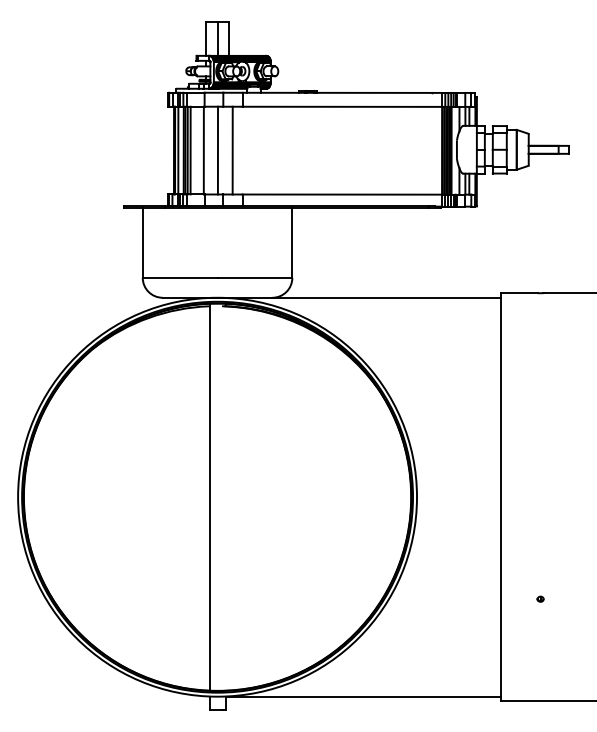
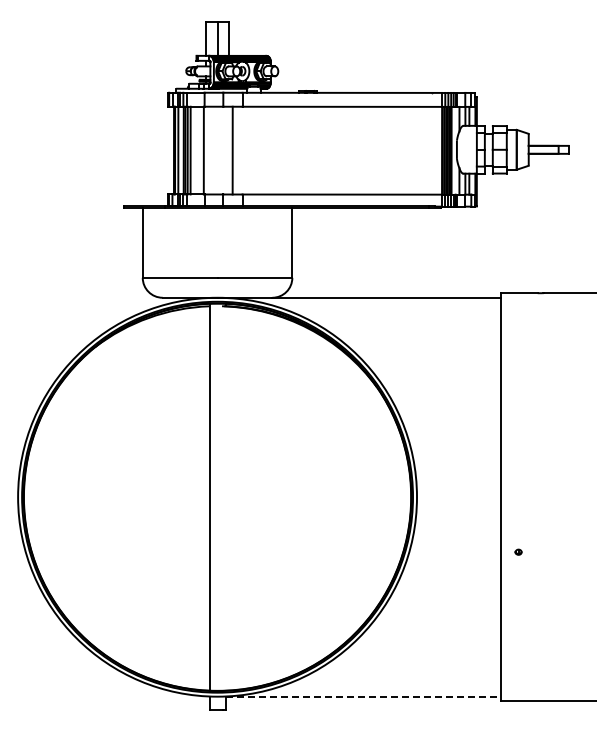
line: present -> none (217, 150)
part position: (540, 598) -> (518, 551) (518, 551)
line: solid -> dashed (363, 696)
